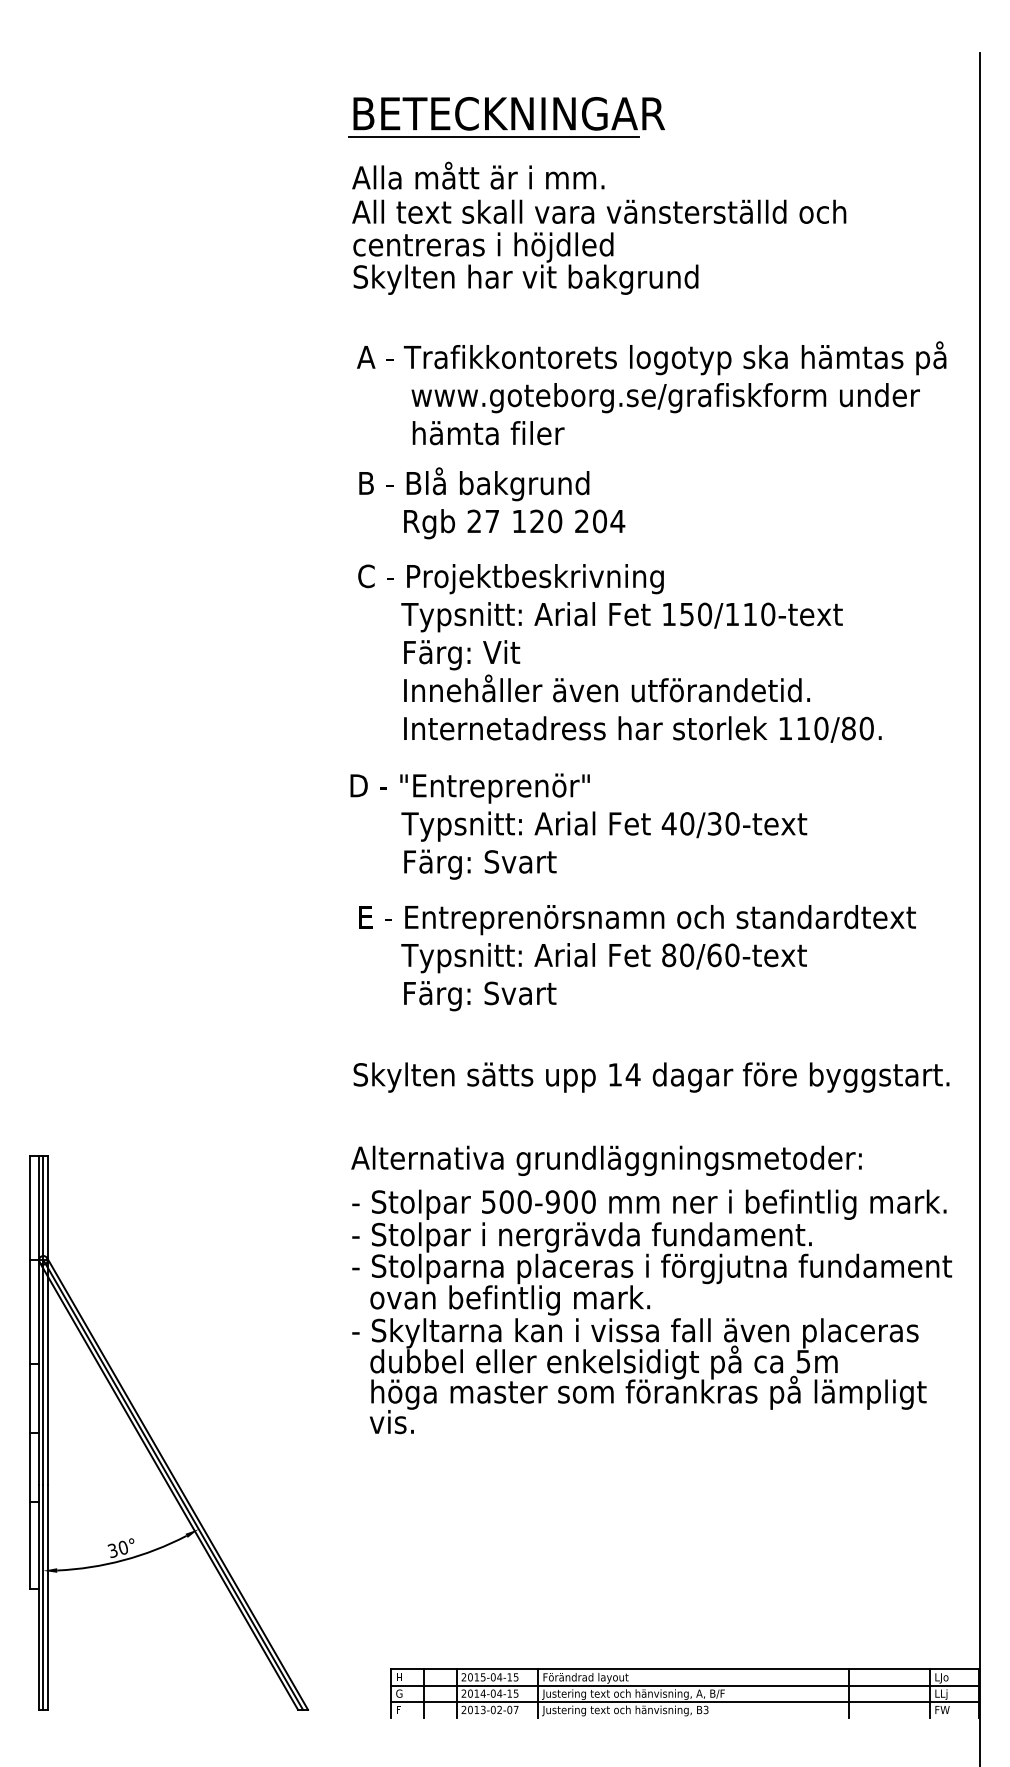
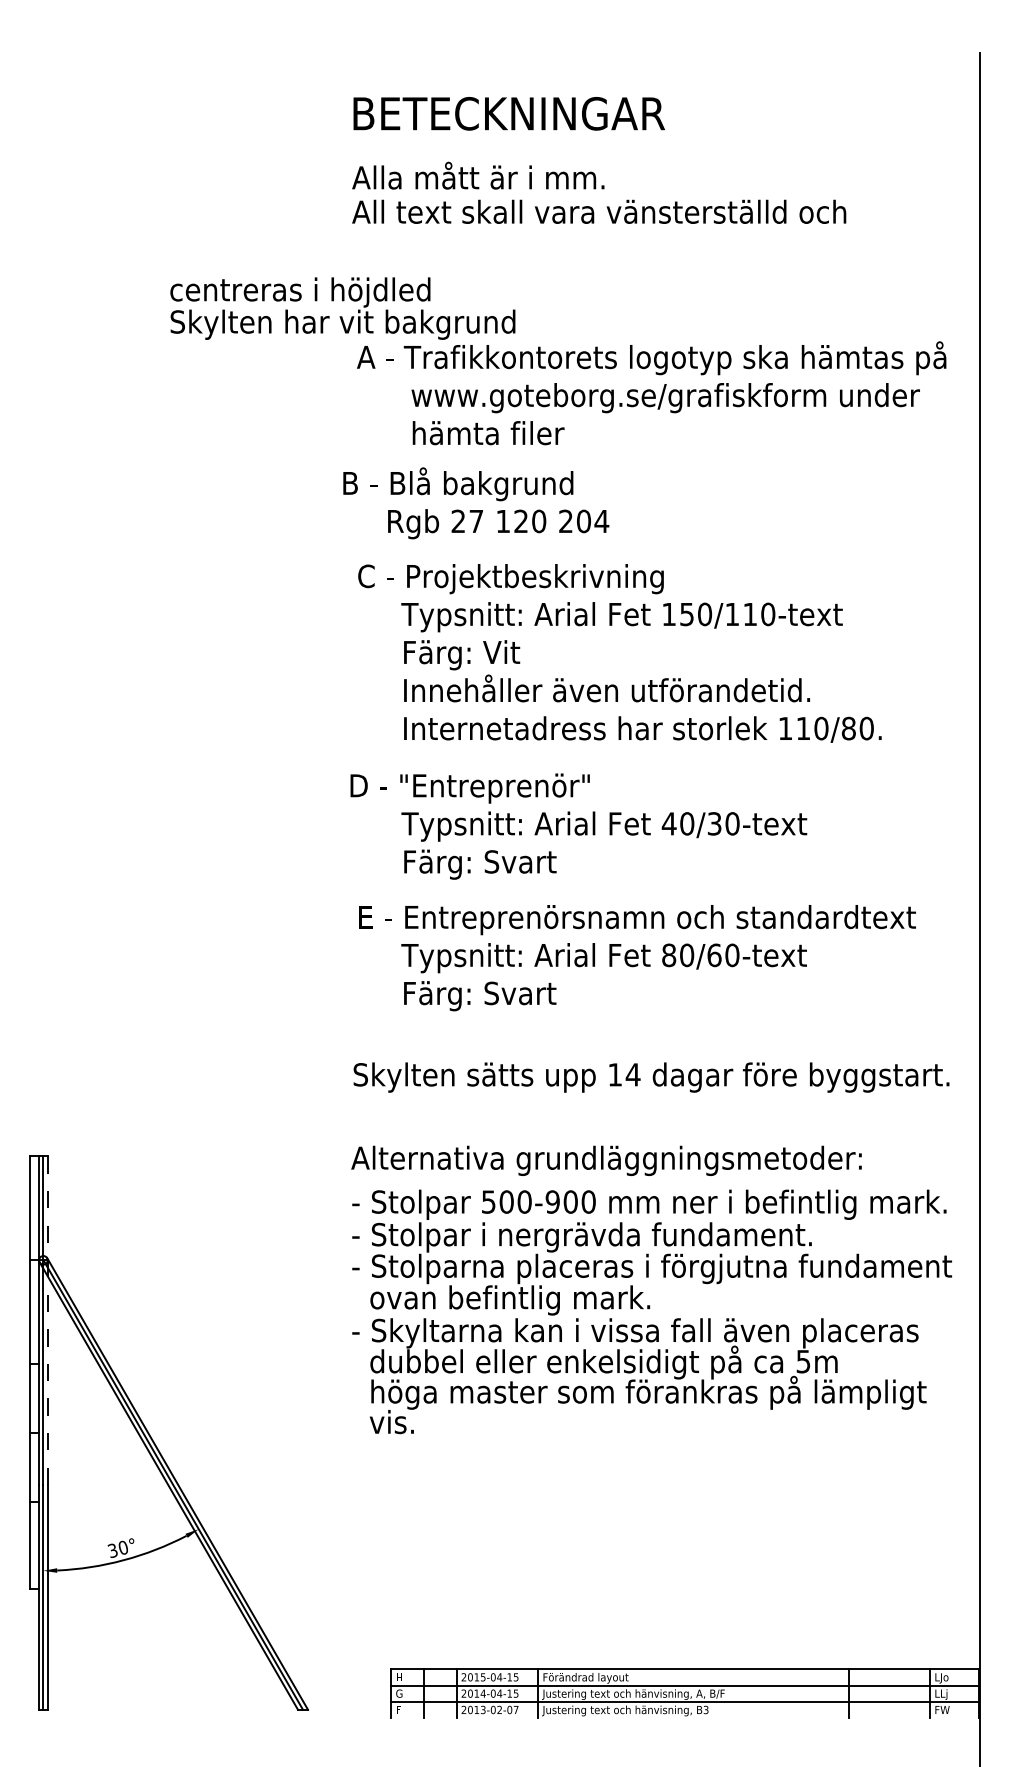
line: present -> none (493, 136)
text position: (525, 263) -> (342, 308) (342, 308)
text position: (492, 503) -> (476, 503) (476, 503)
line: solid -> dashed (47, 1321)
